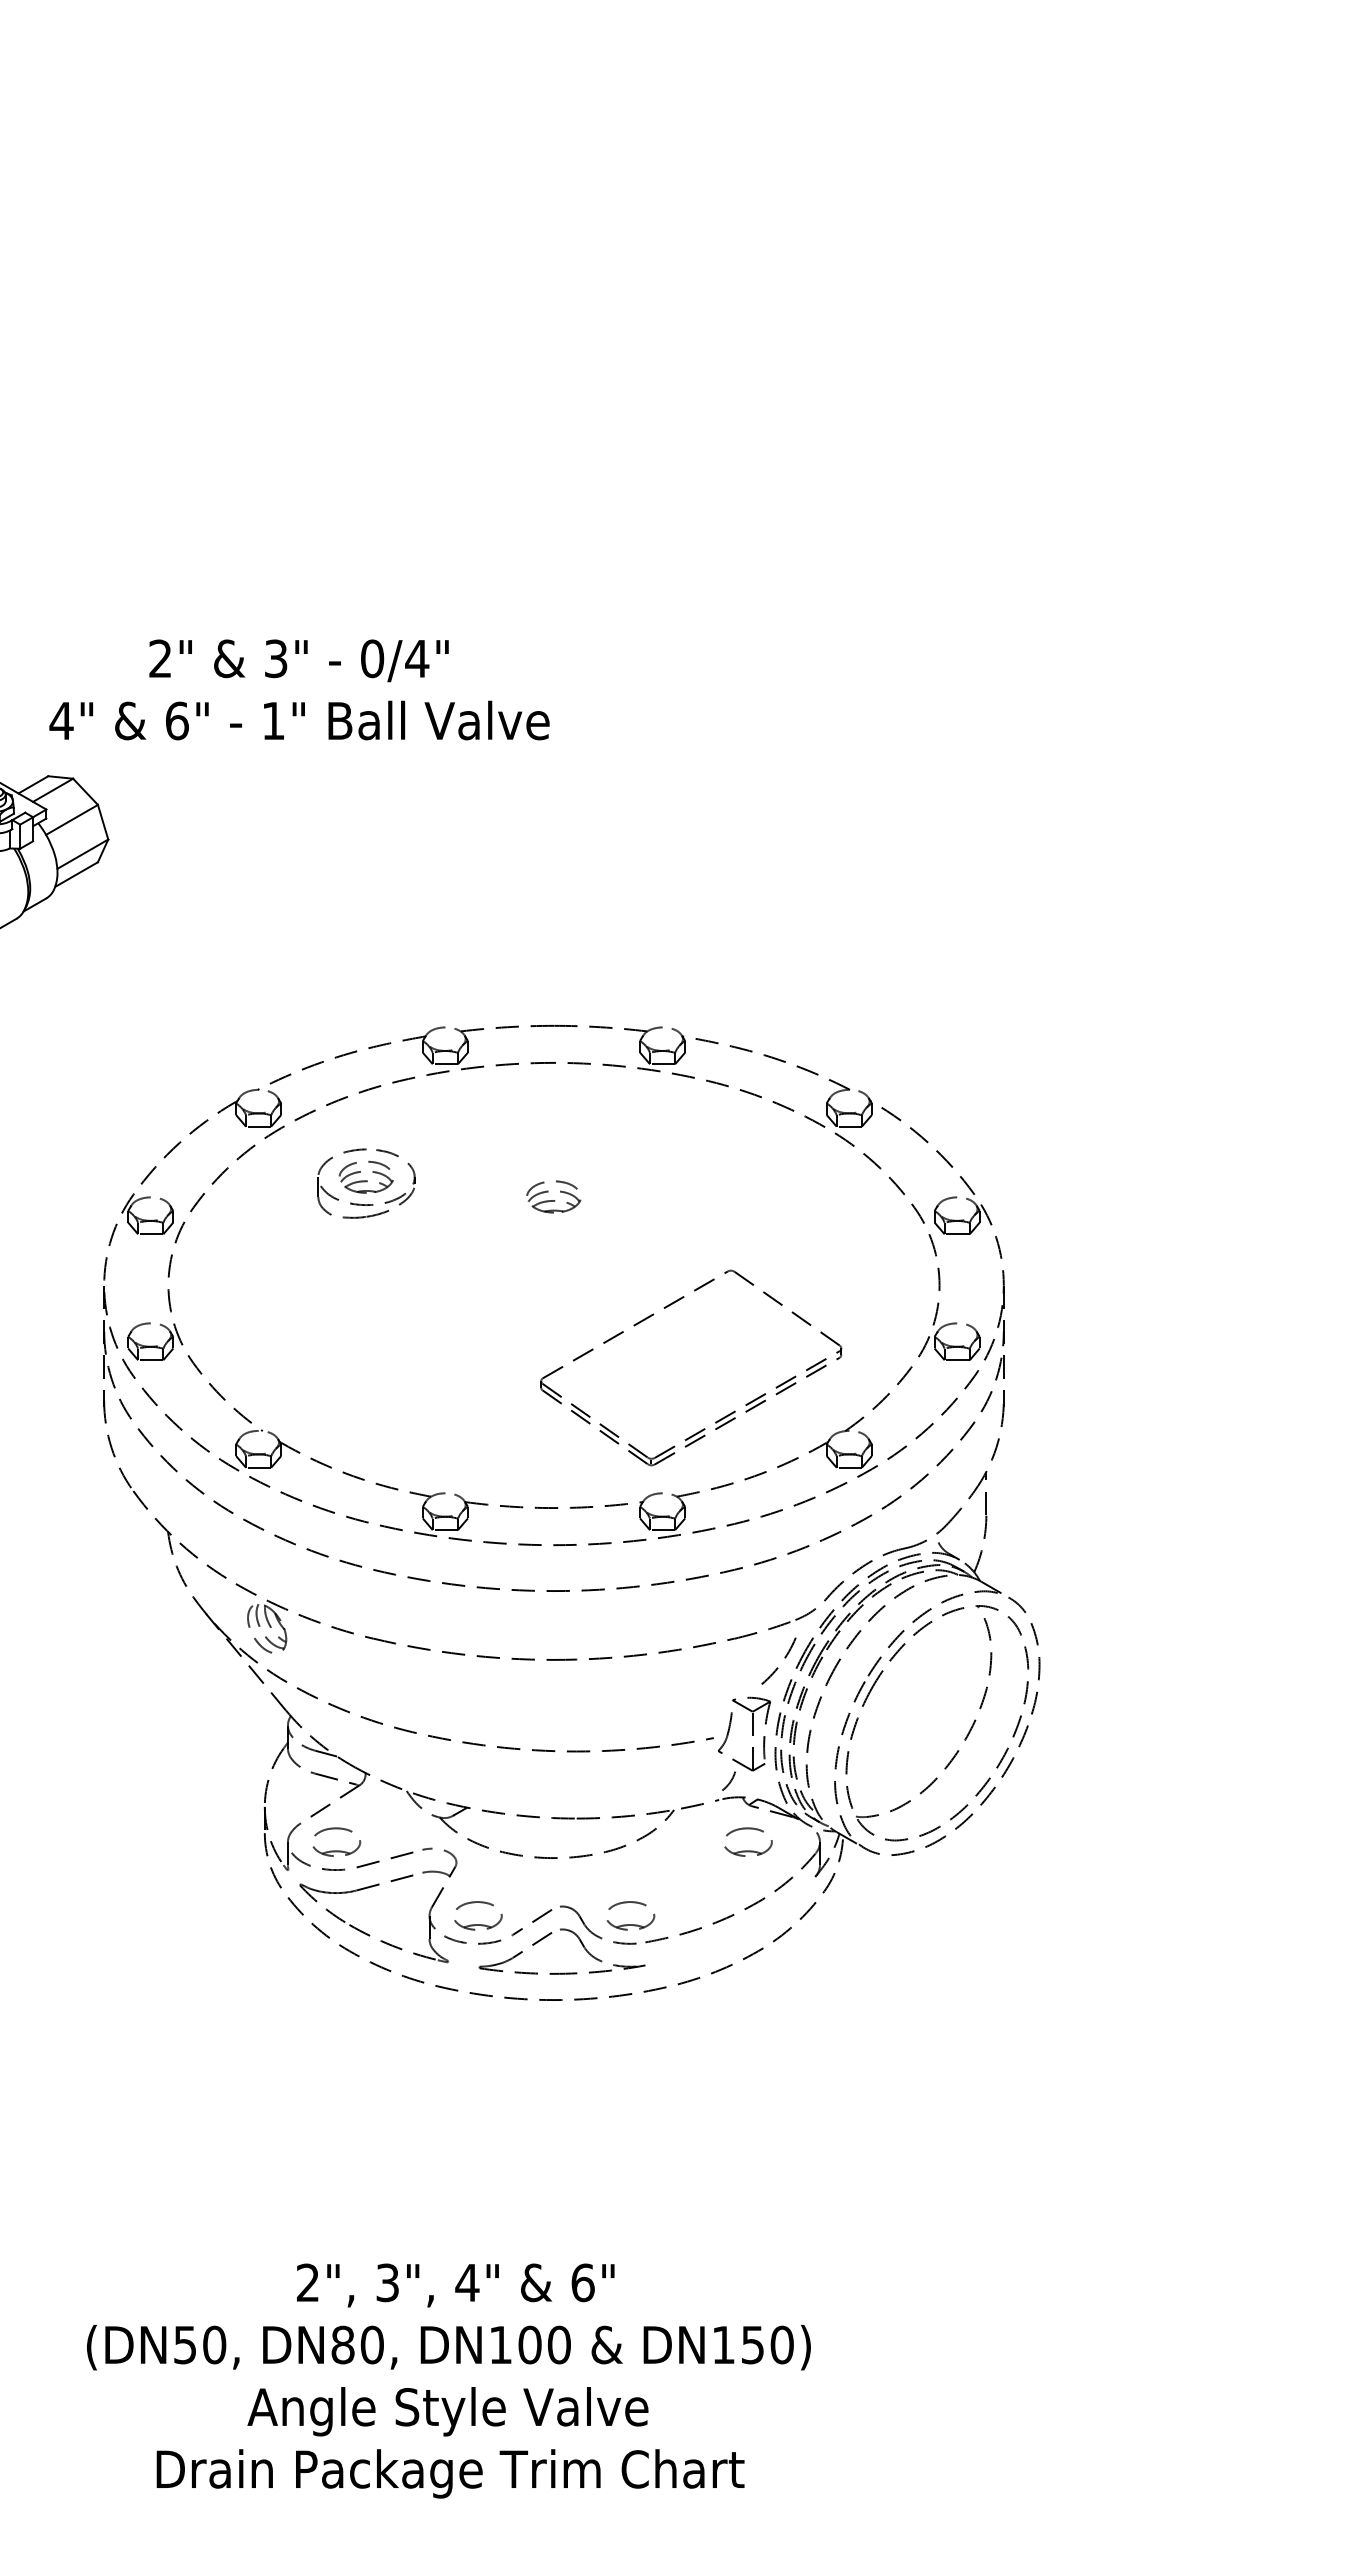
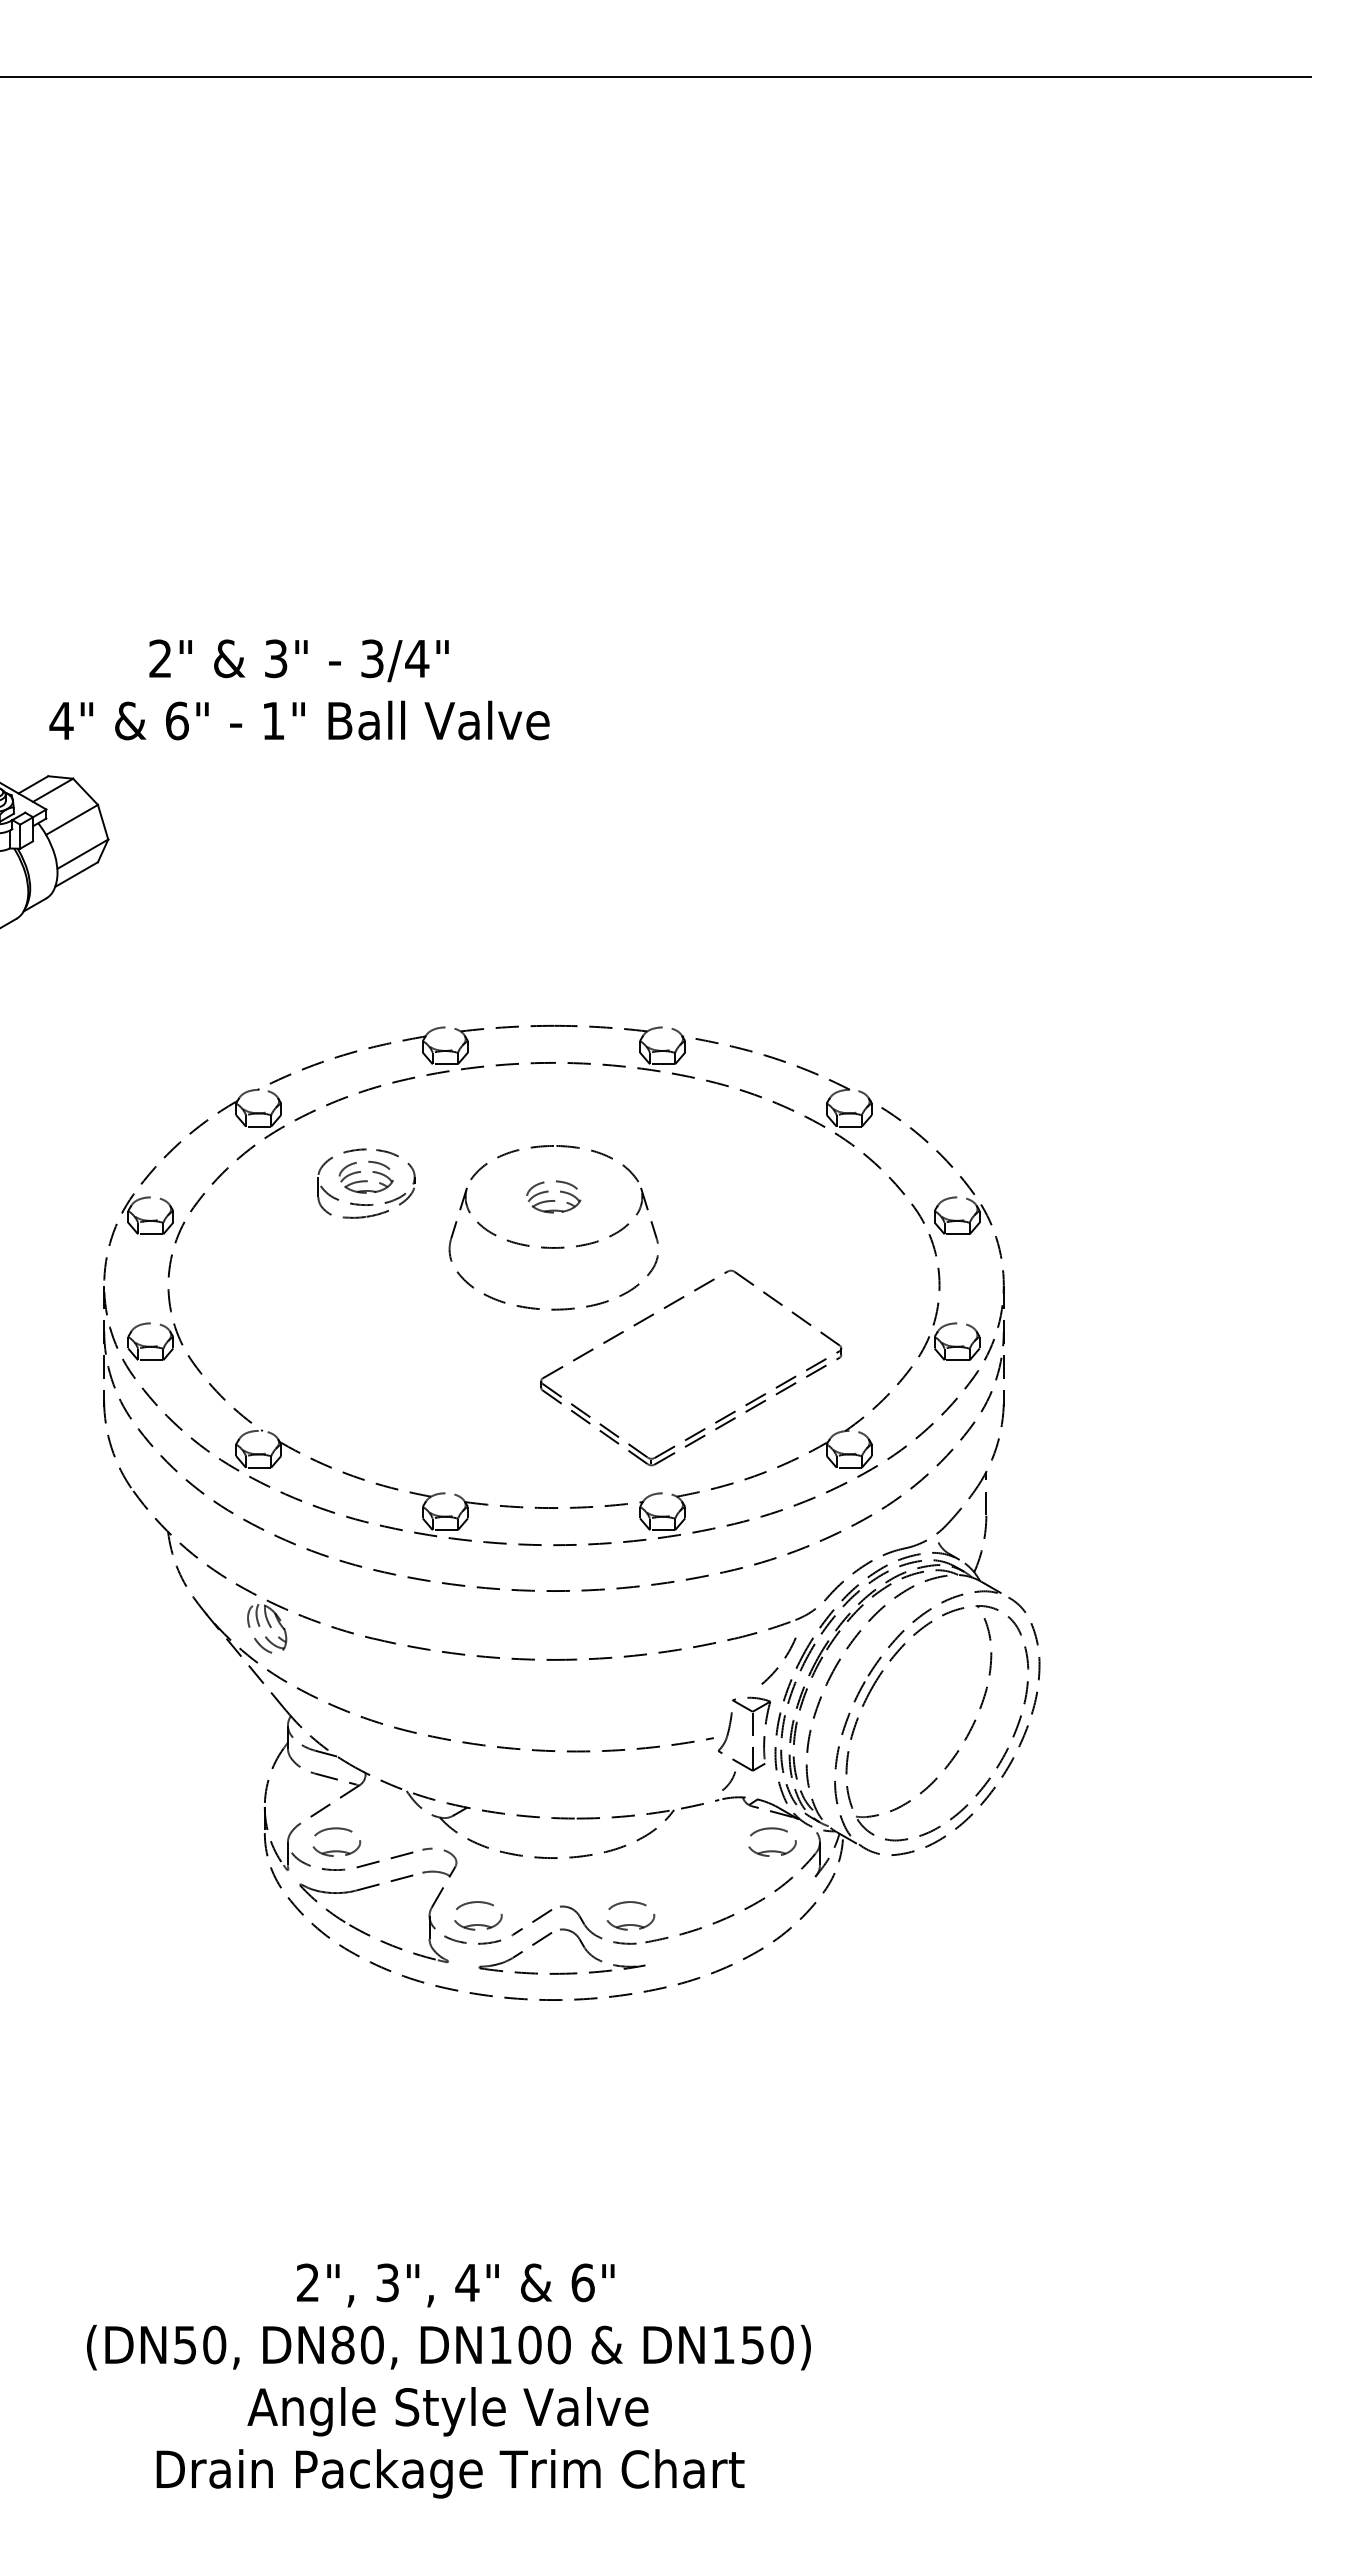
line: none -> present (656, 77)
text: 0/4"^J4" -> 3/4"^J4" (372, 658)
part: none -> present (548, 1246)
part position: (748, 1850) -> (772, 1850) (772, 1850)
